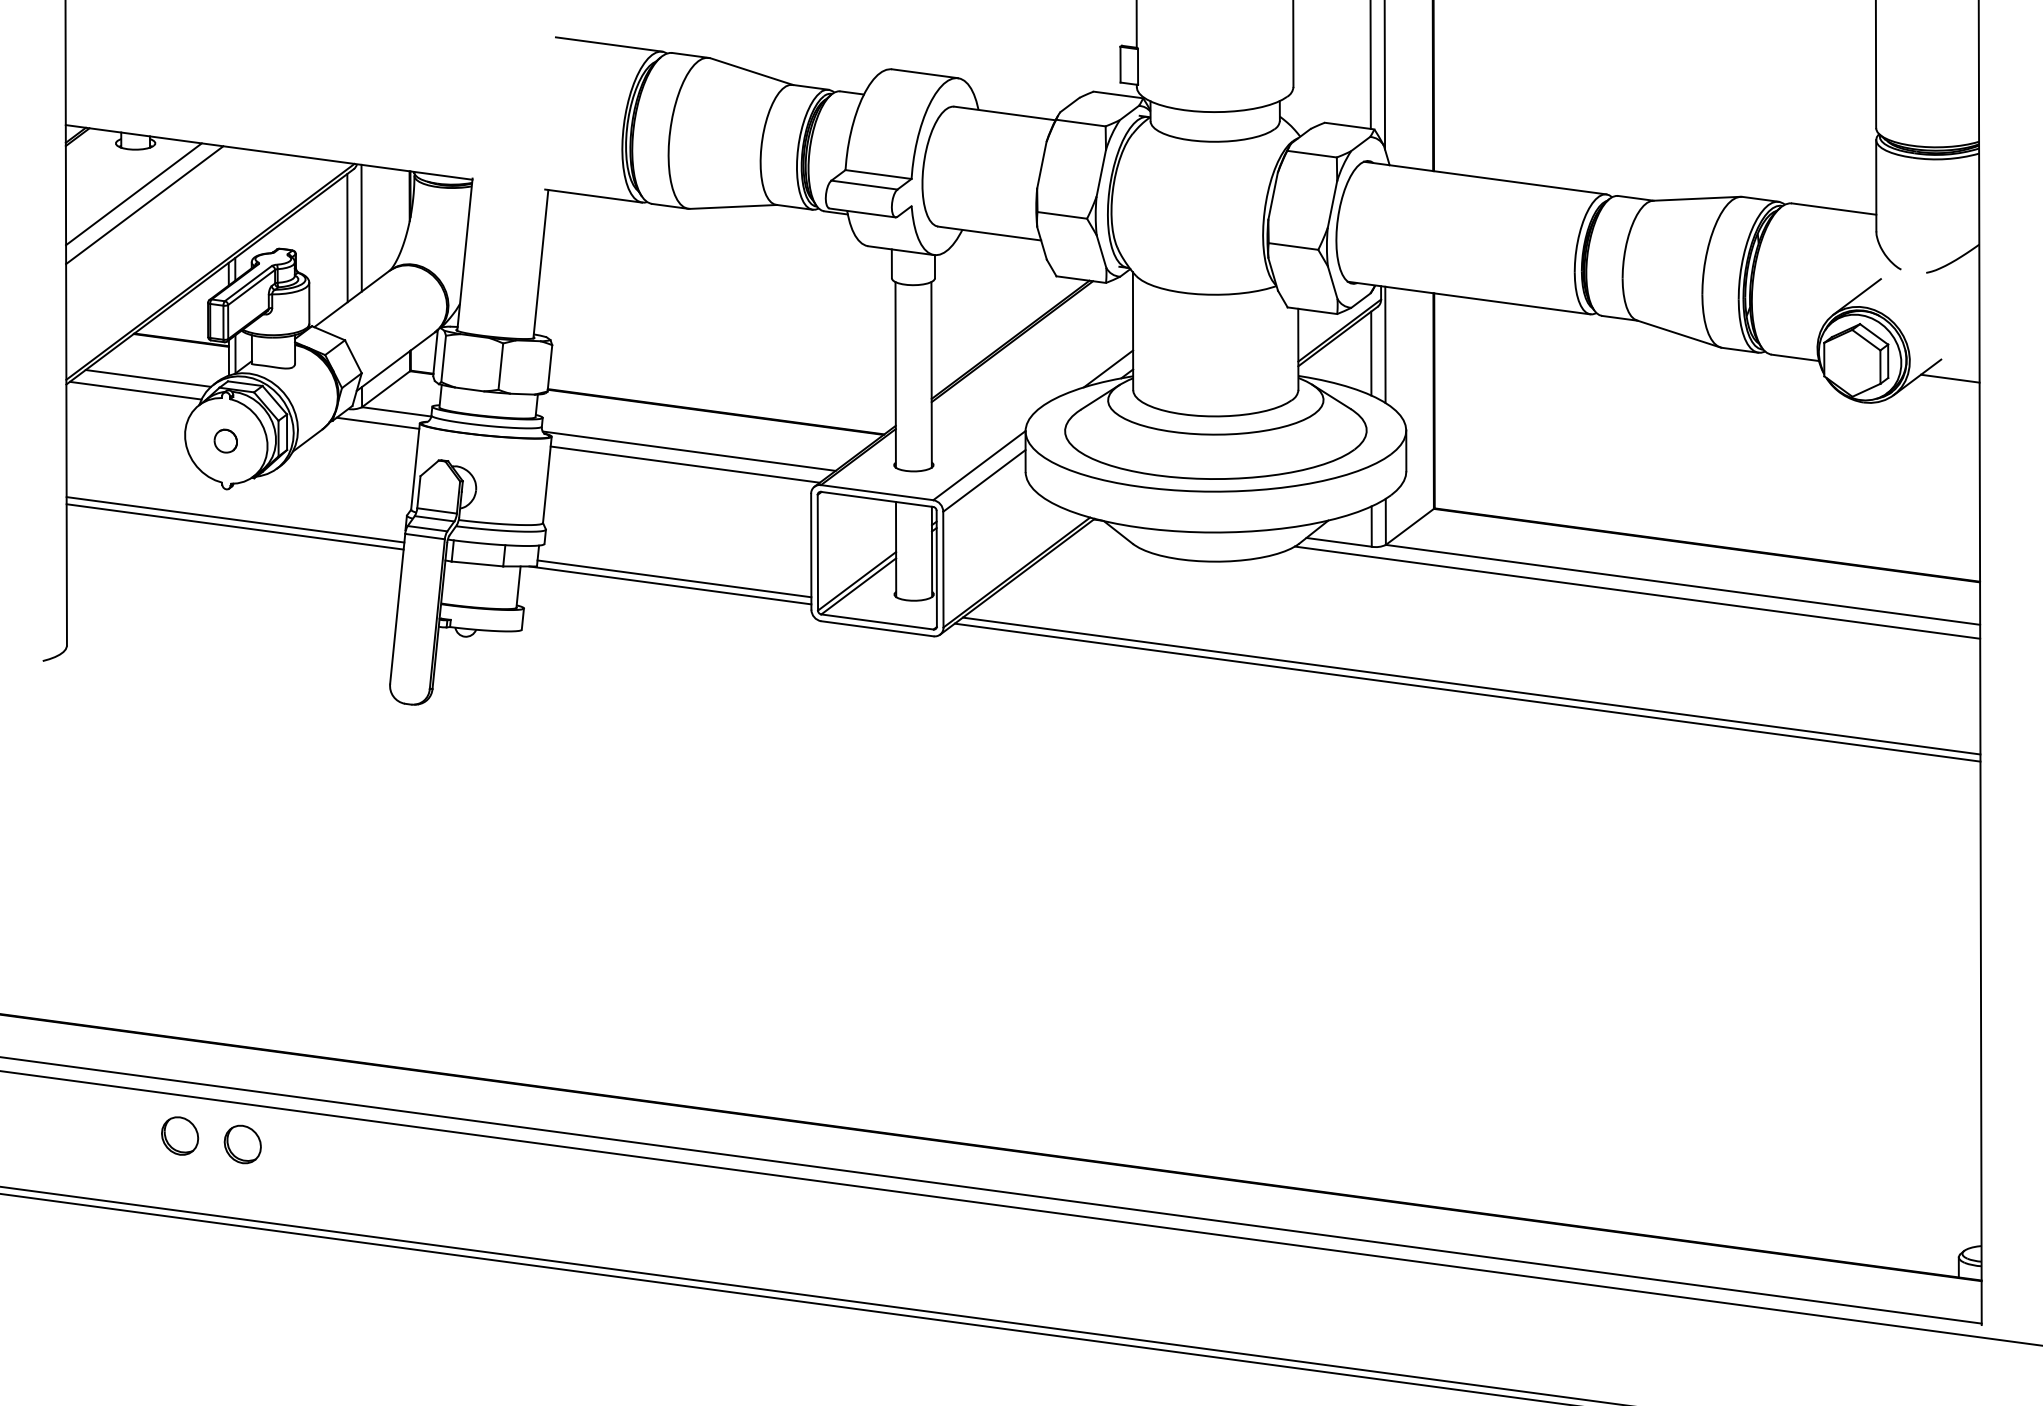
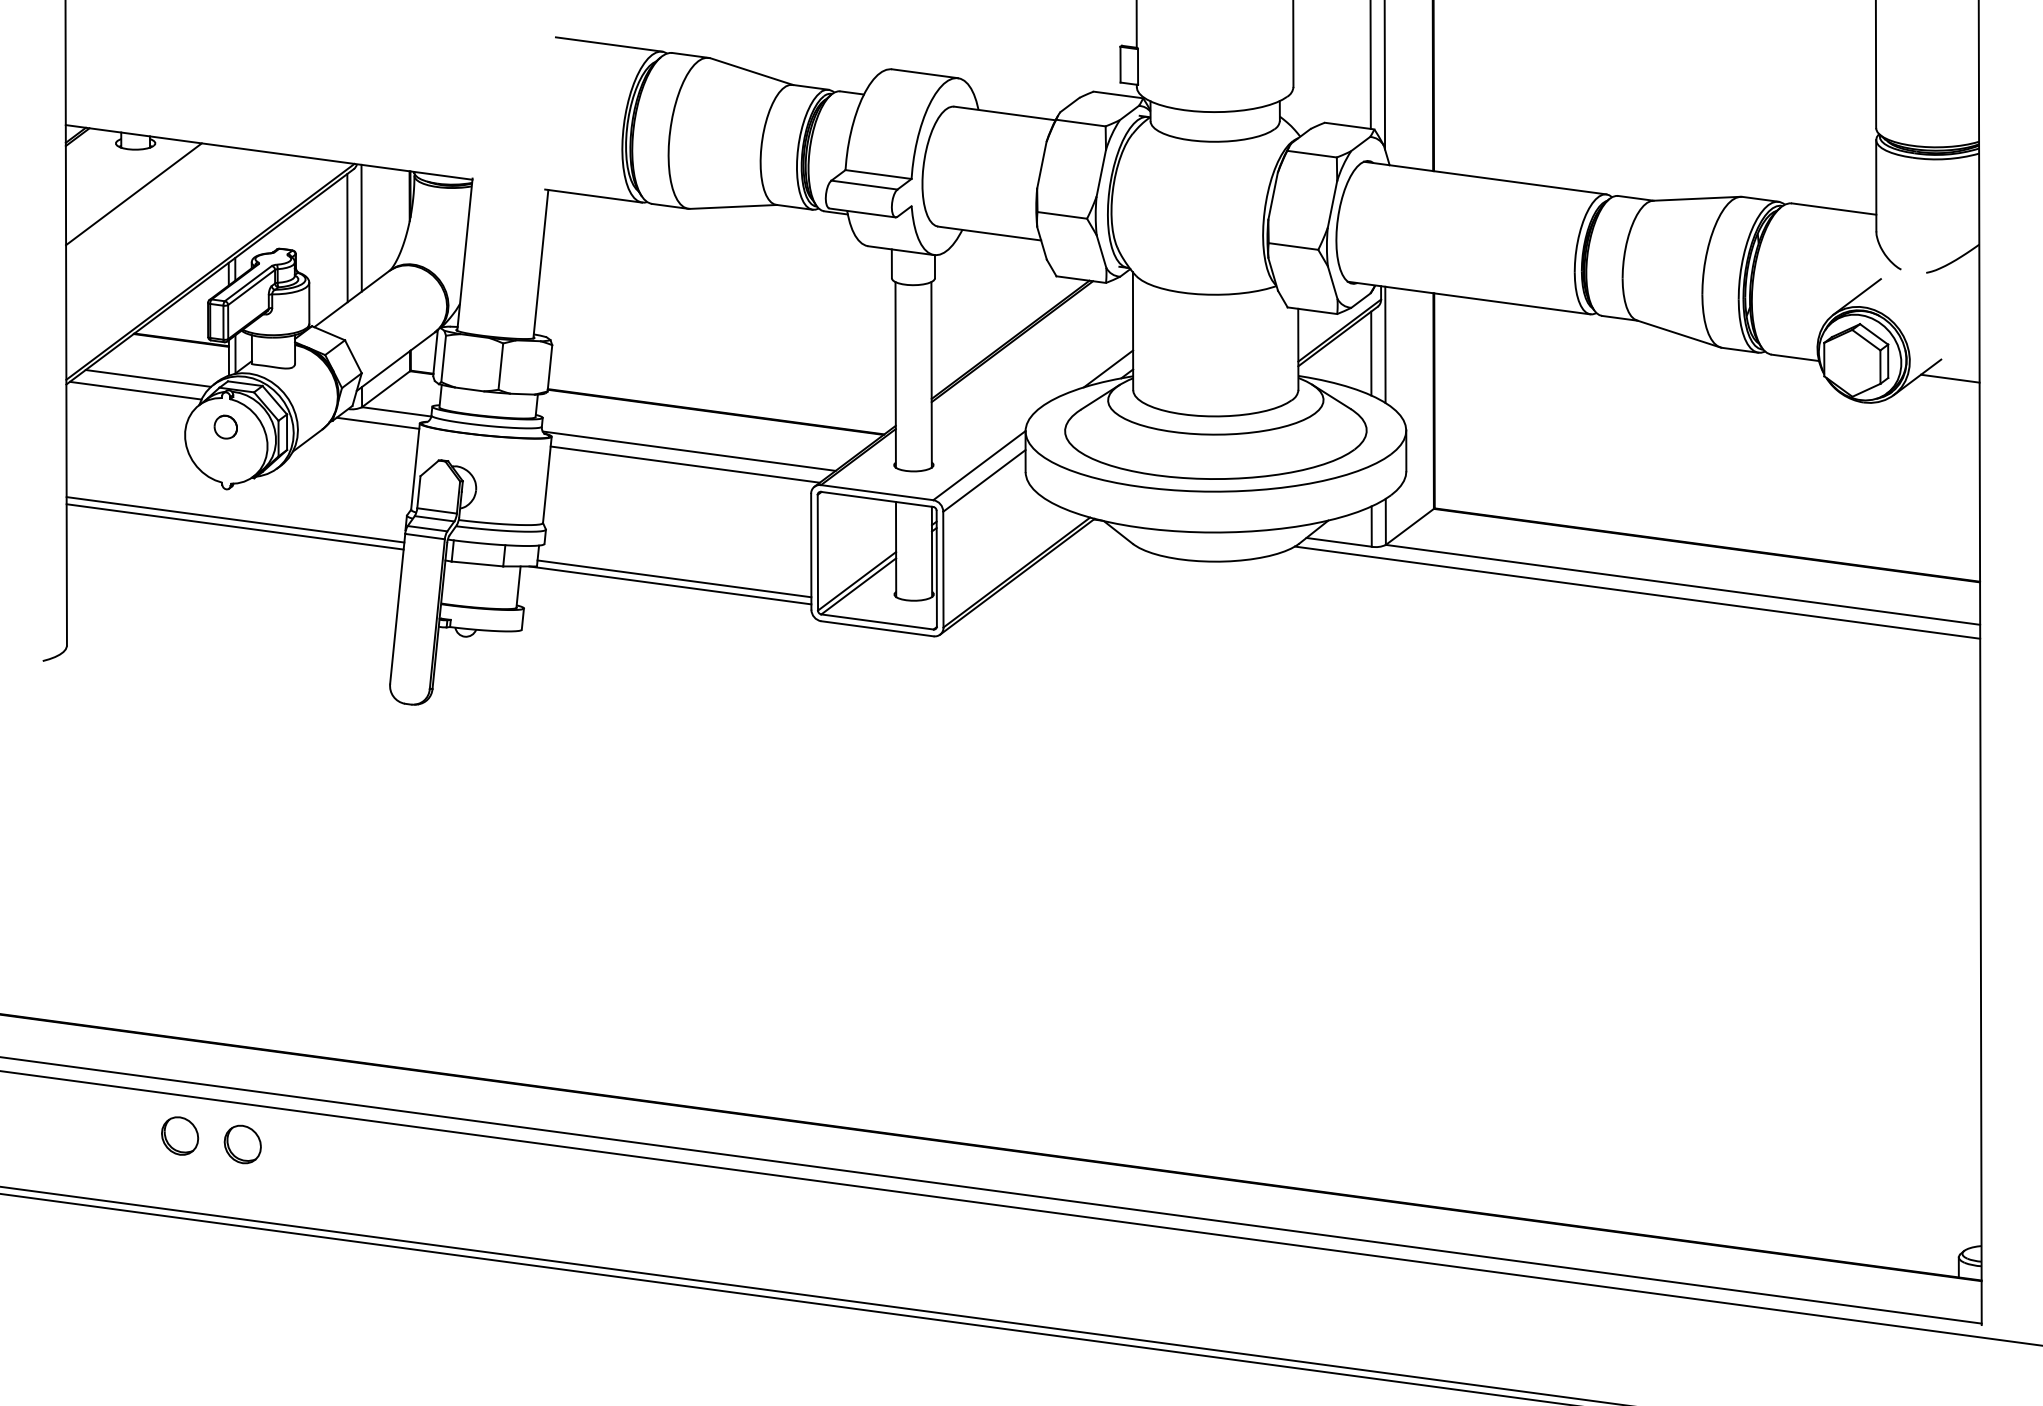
line: present -> none (144, 205)
part position: (225, 440) -> (225, 426) (225, 426)
line: present -> none (1471, 685)
line: present -> none (1467, 692)
